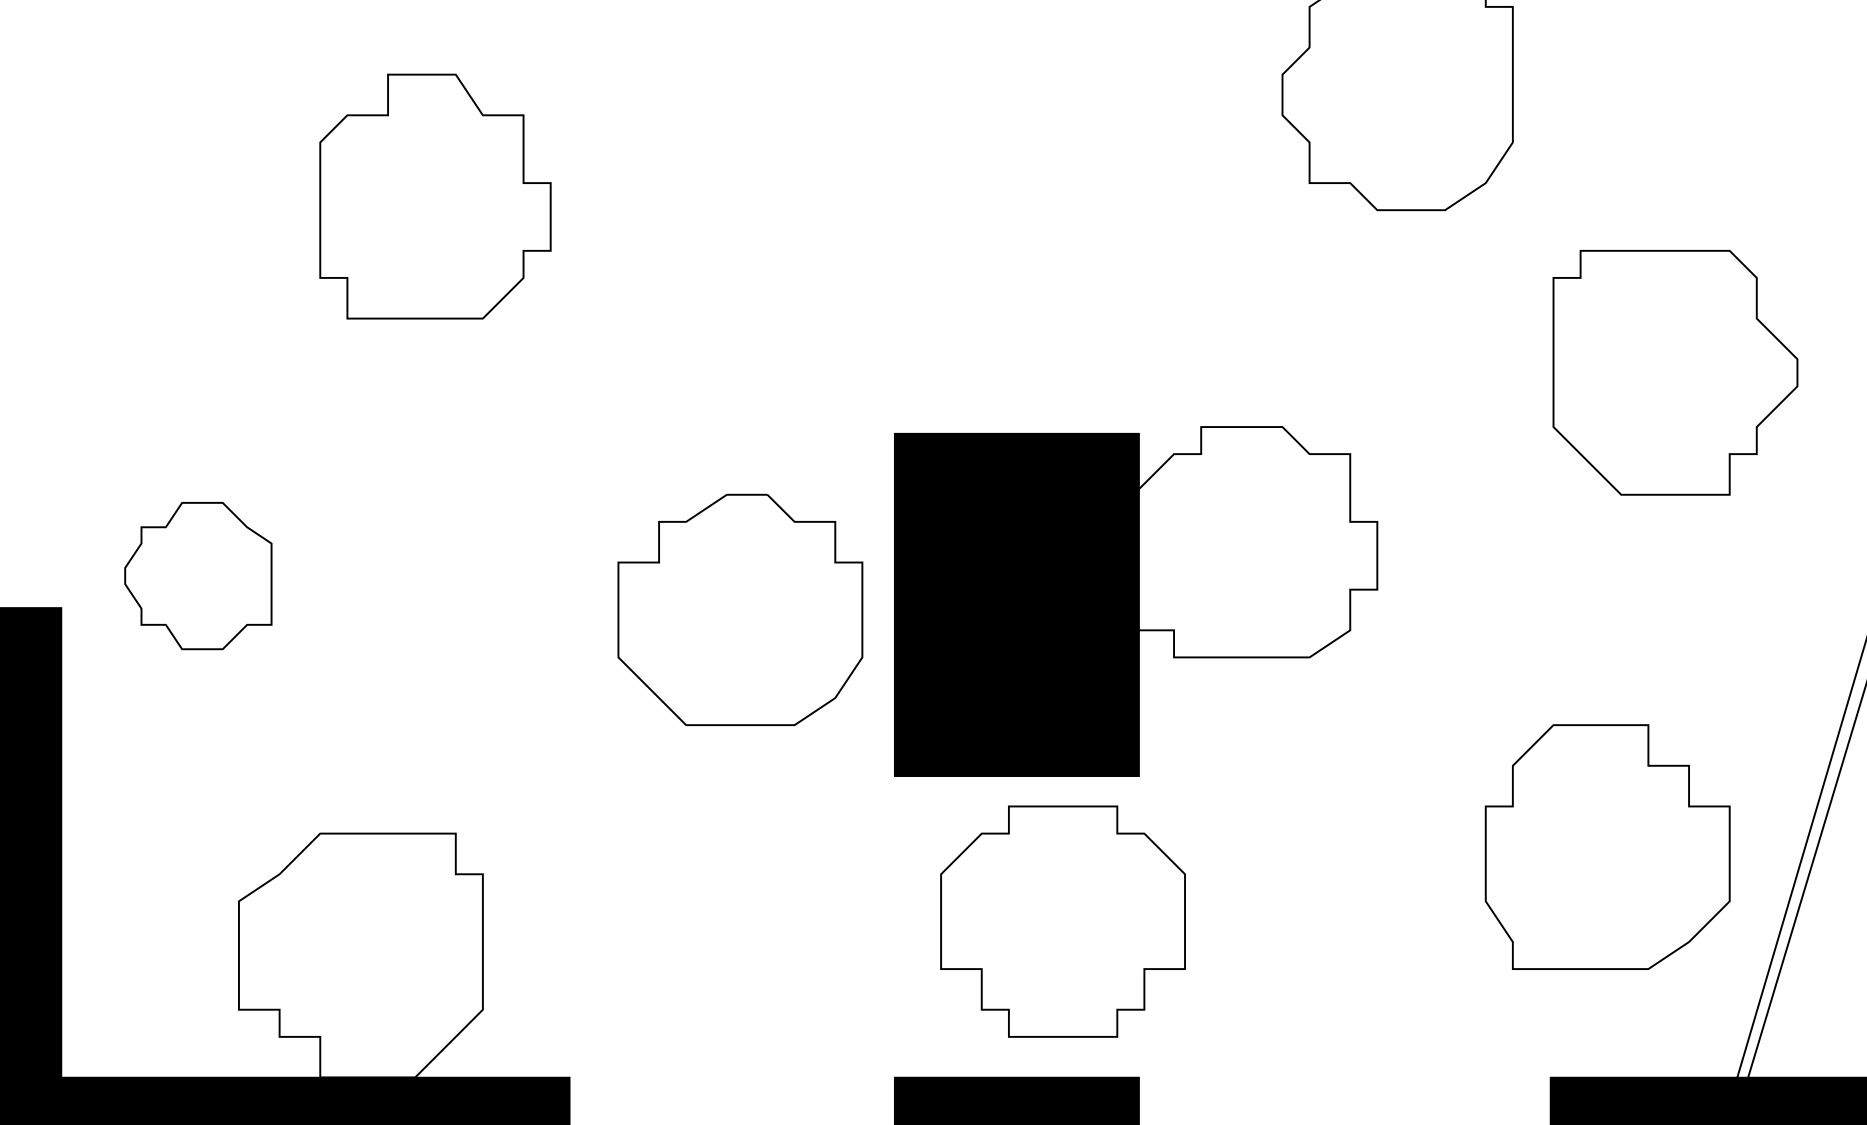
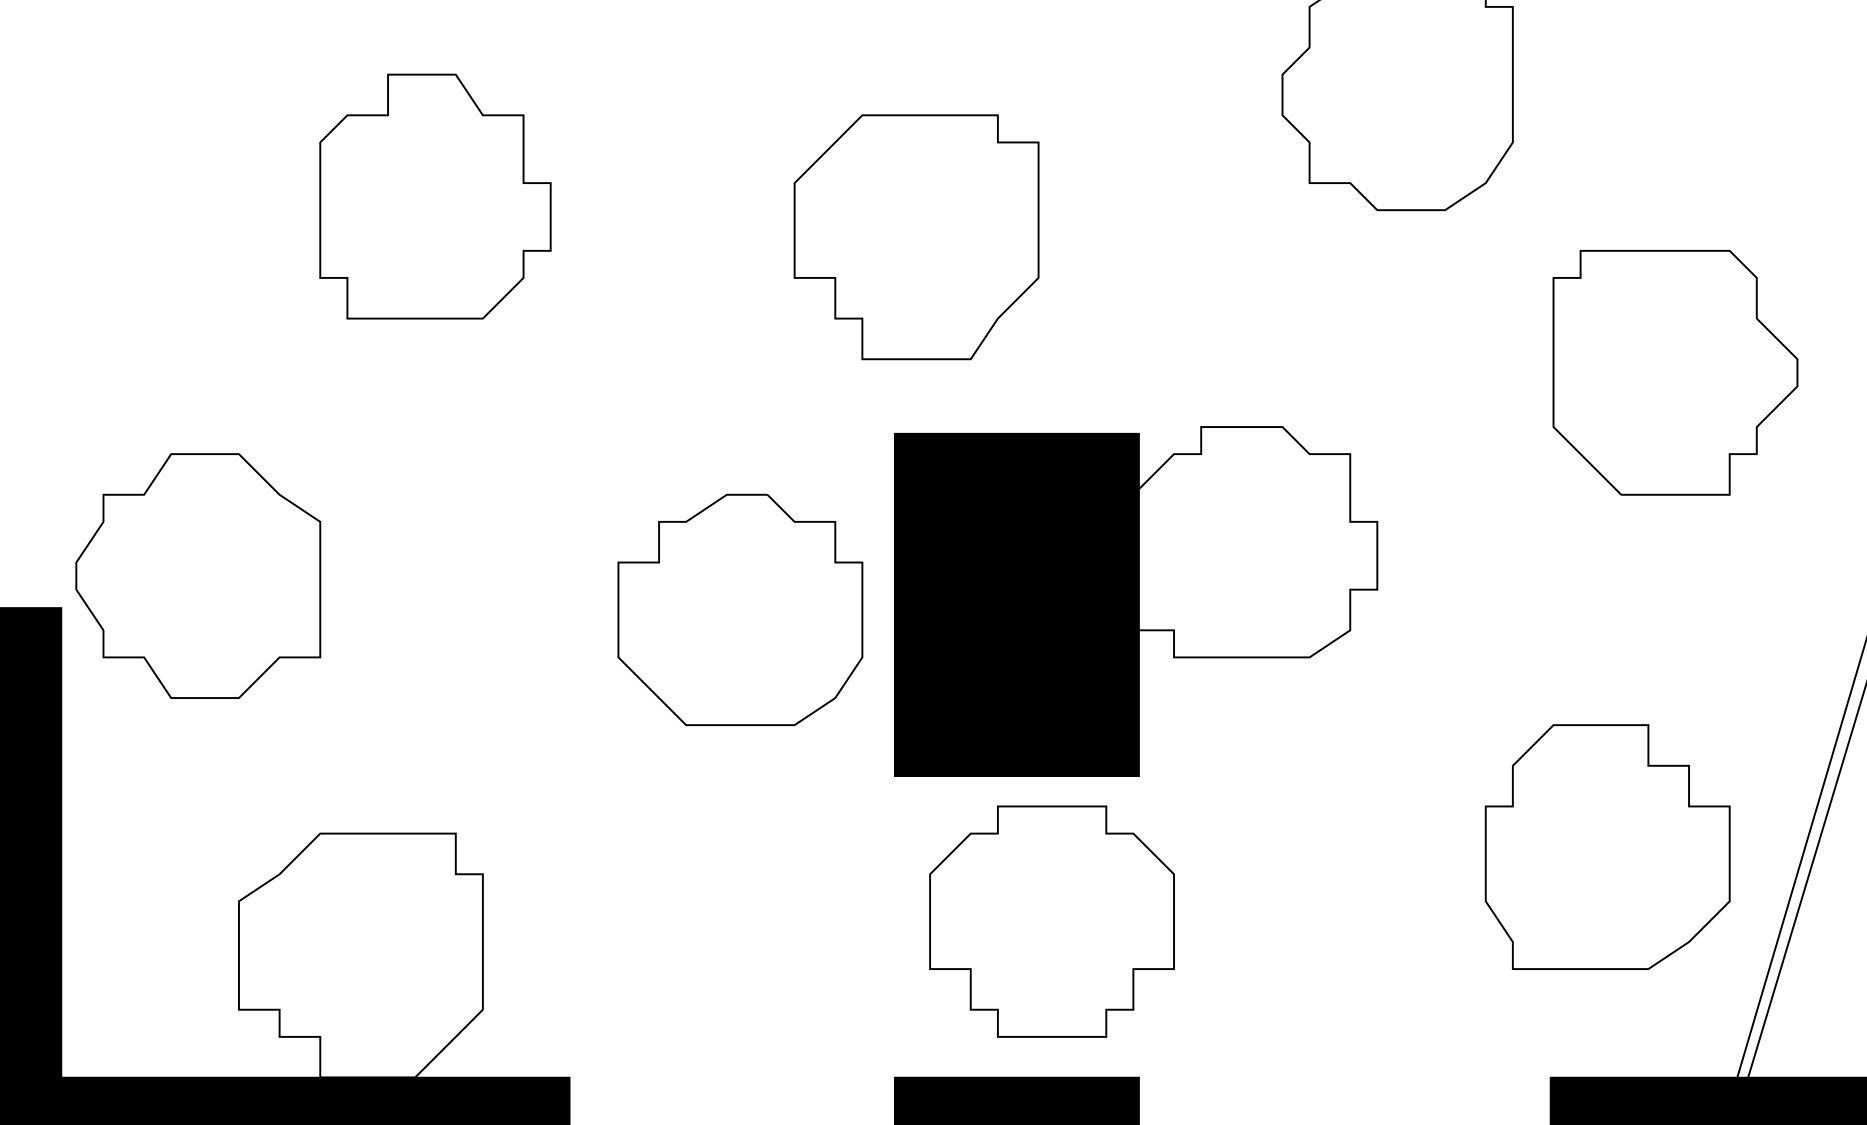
part: none -> present (916, 237)
part size: 149x149 px -> 247x246 px (198, 575)
part position: (1062, 921) -> (1051, 921) (1051, 921)
